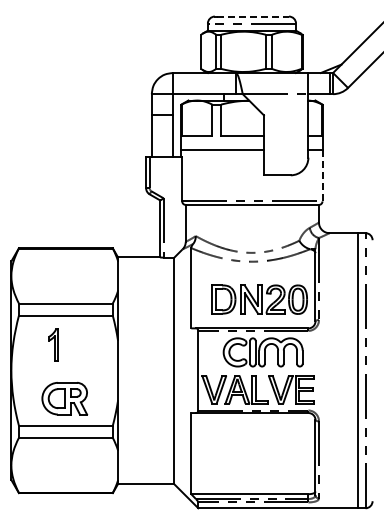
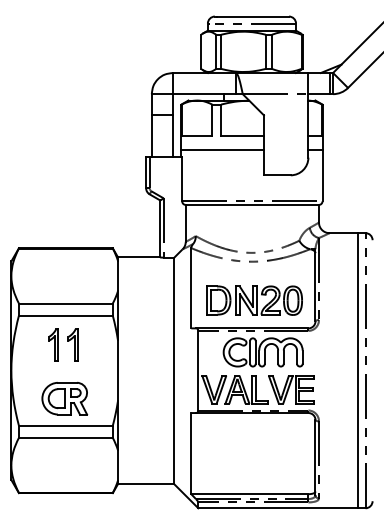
line: dashed -> solid (253, 16)
line: dashed -> solid (322, 175)
part position: (259, 299) -> (254, 300) (254, 300)
part: none -> present (72, 344)
